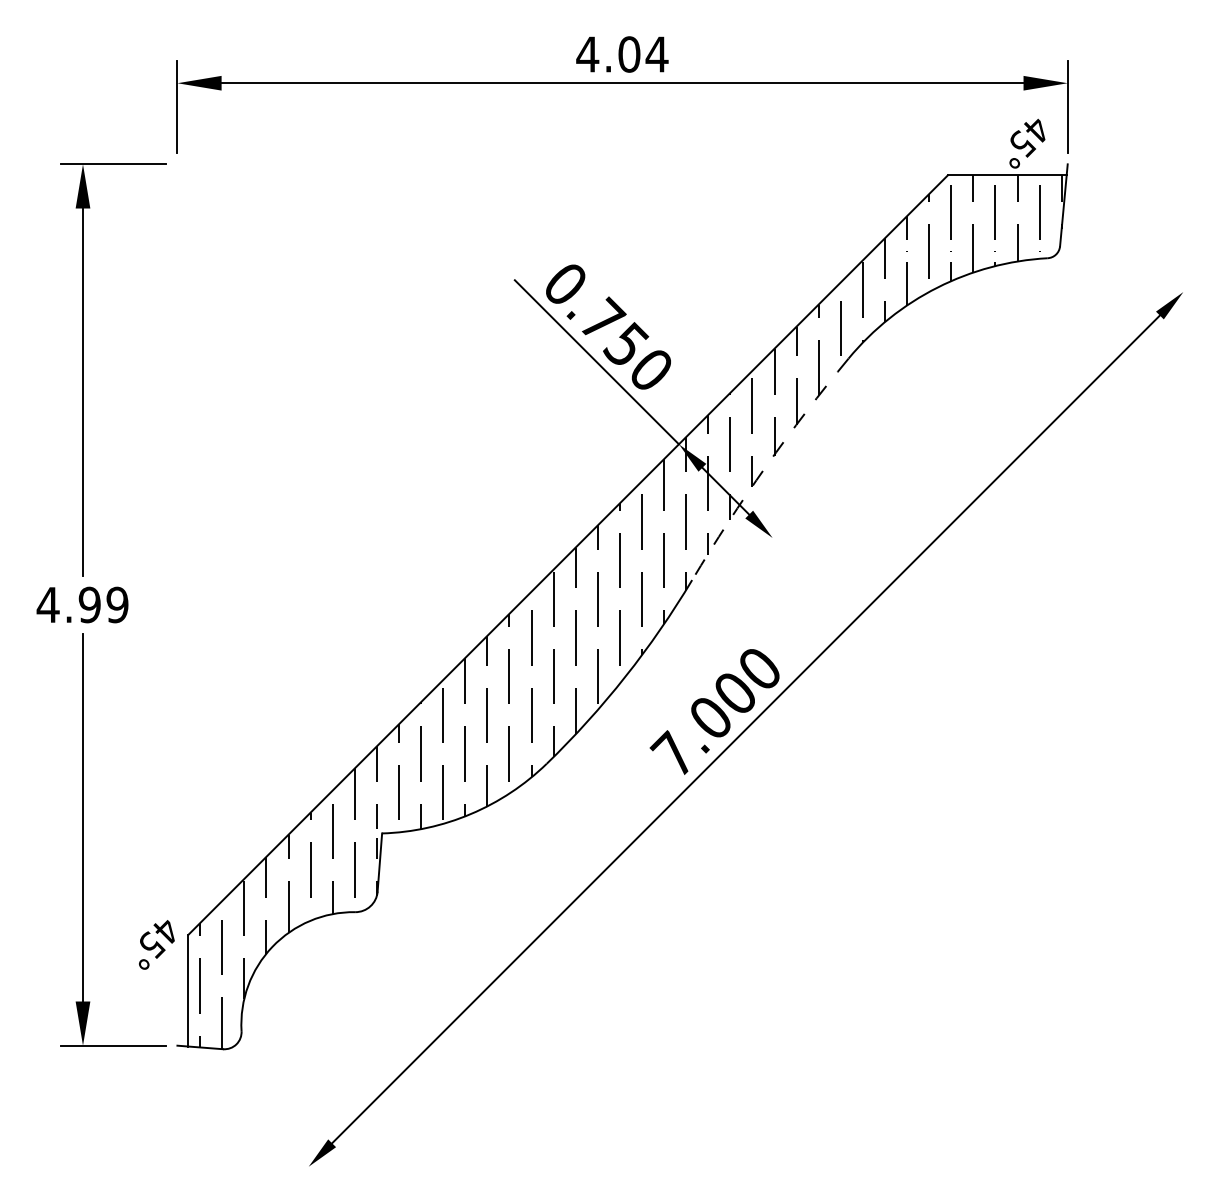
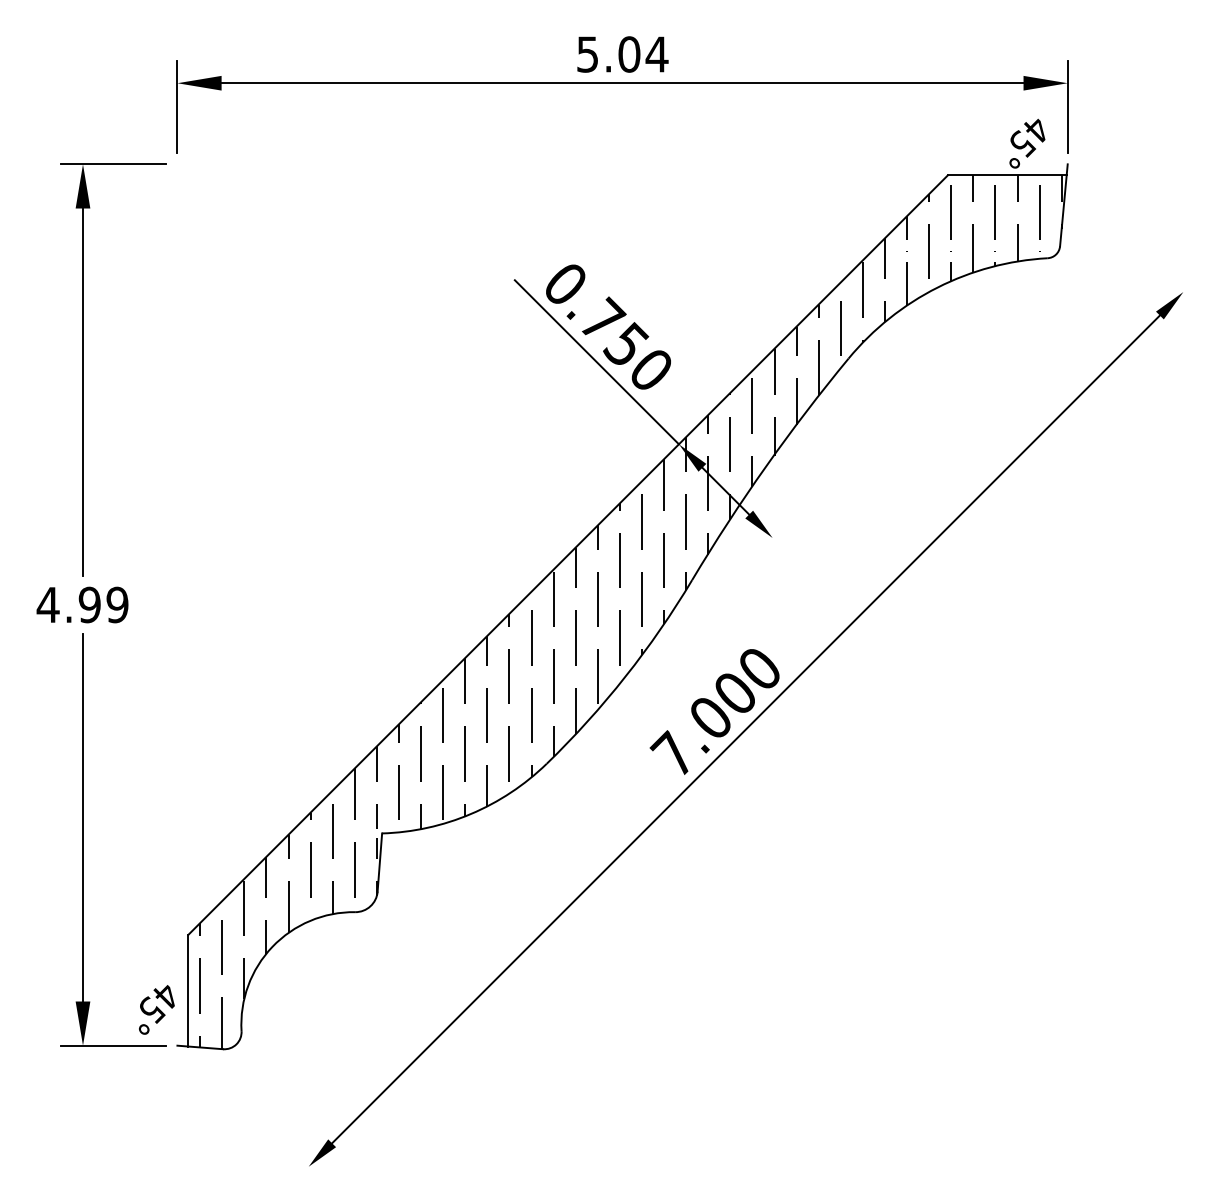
text: 4.04 -> 5.04 (587, 54)
arc: dashed -> solid (766, 466)
text position: (156, 944) -> (156, 1009) (156, 1009)
